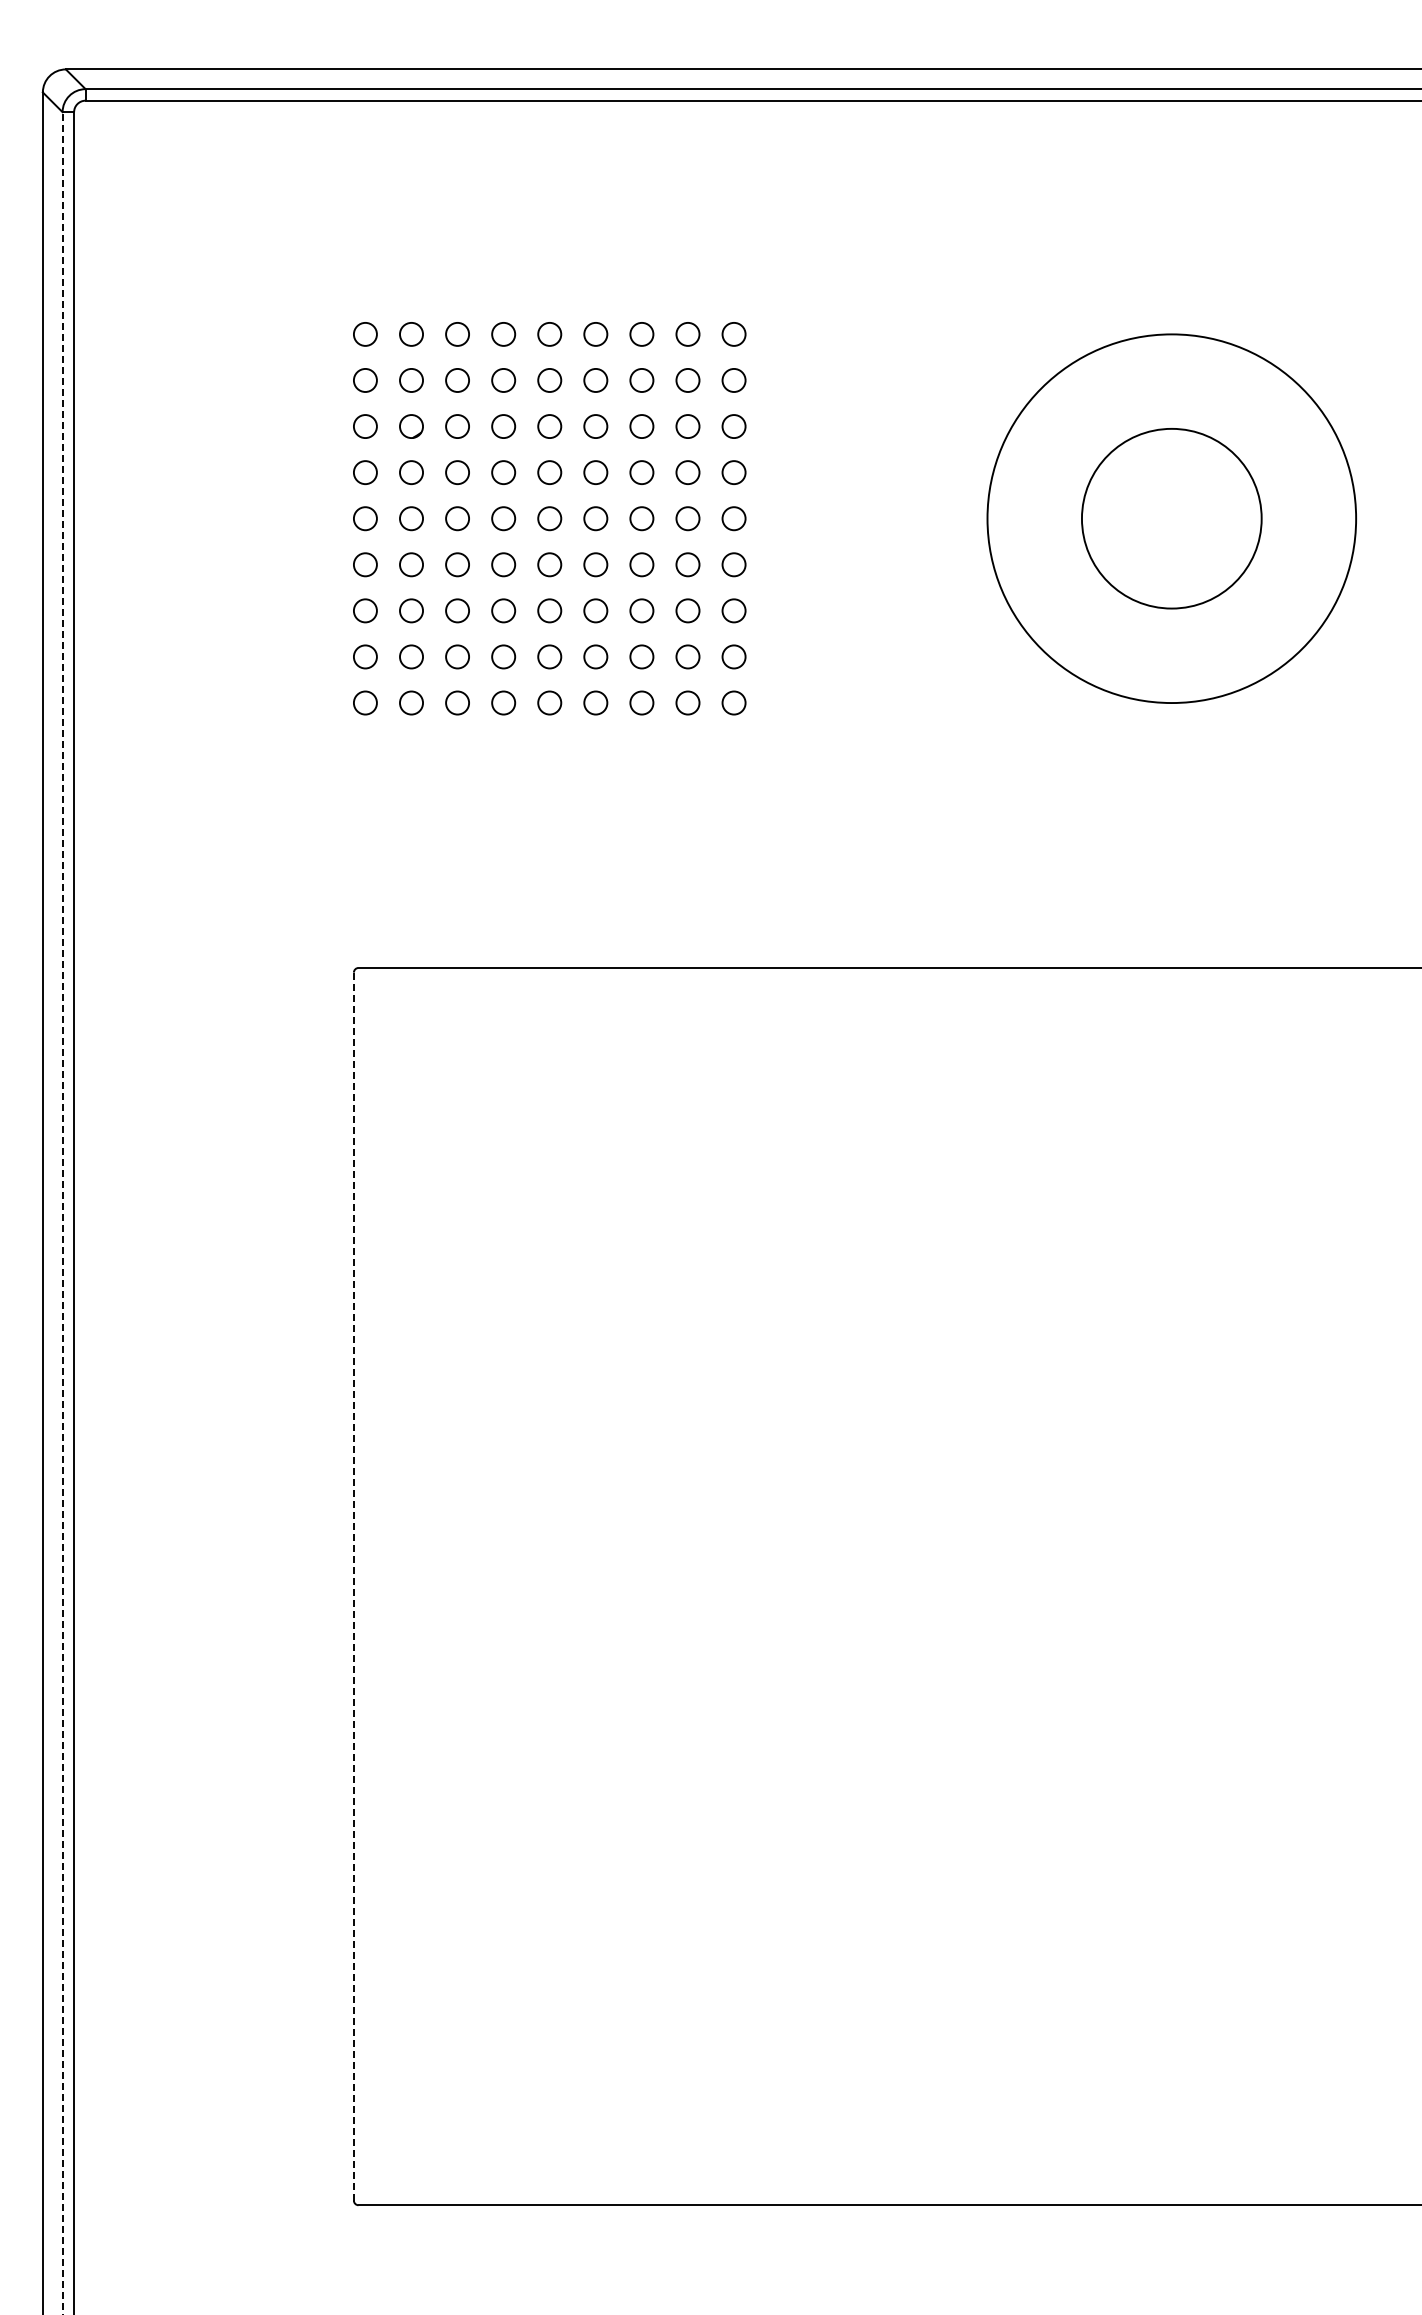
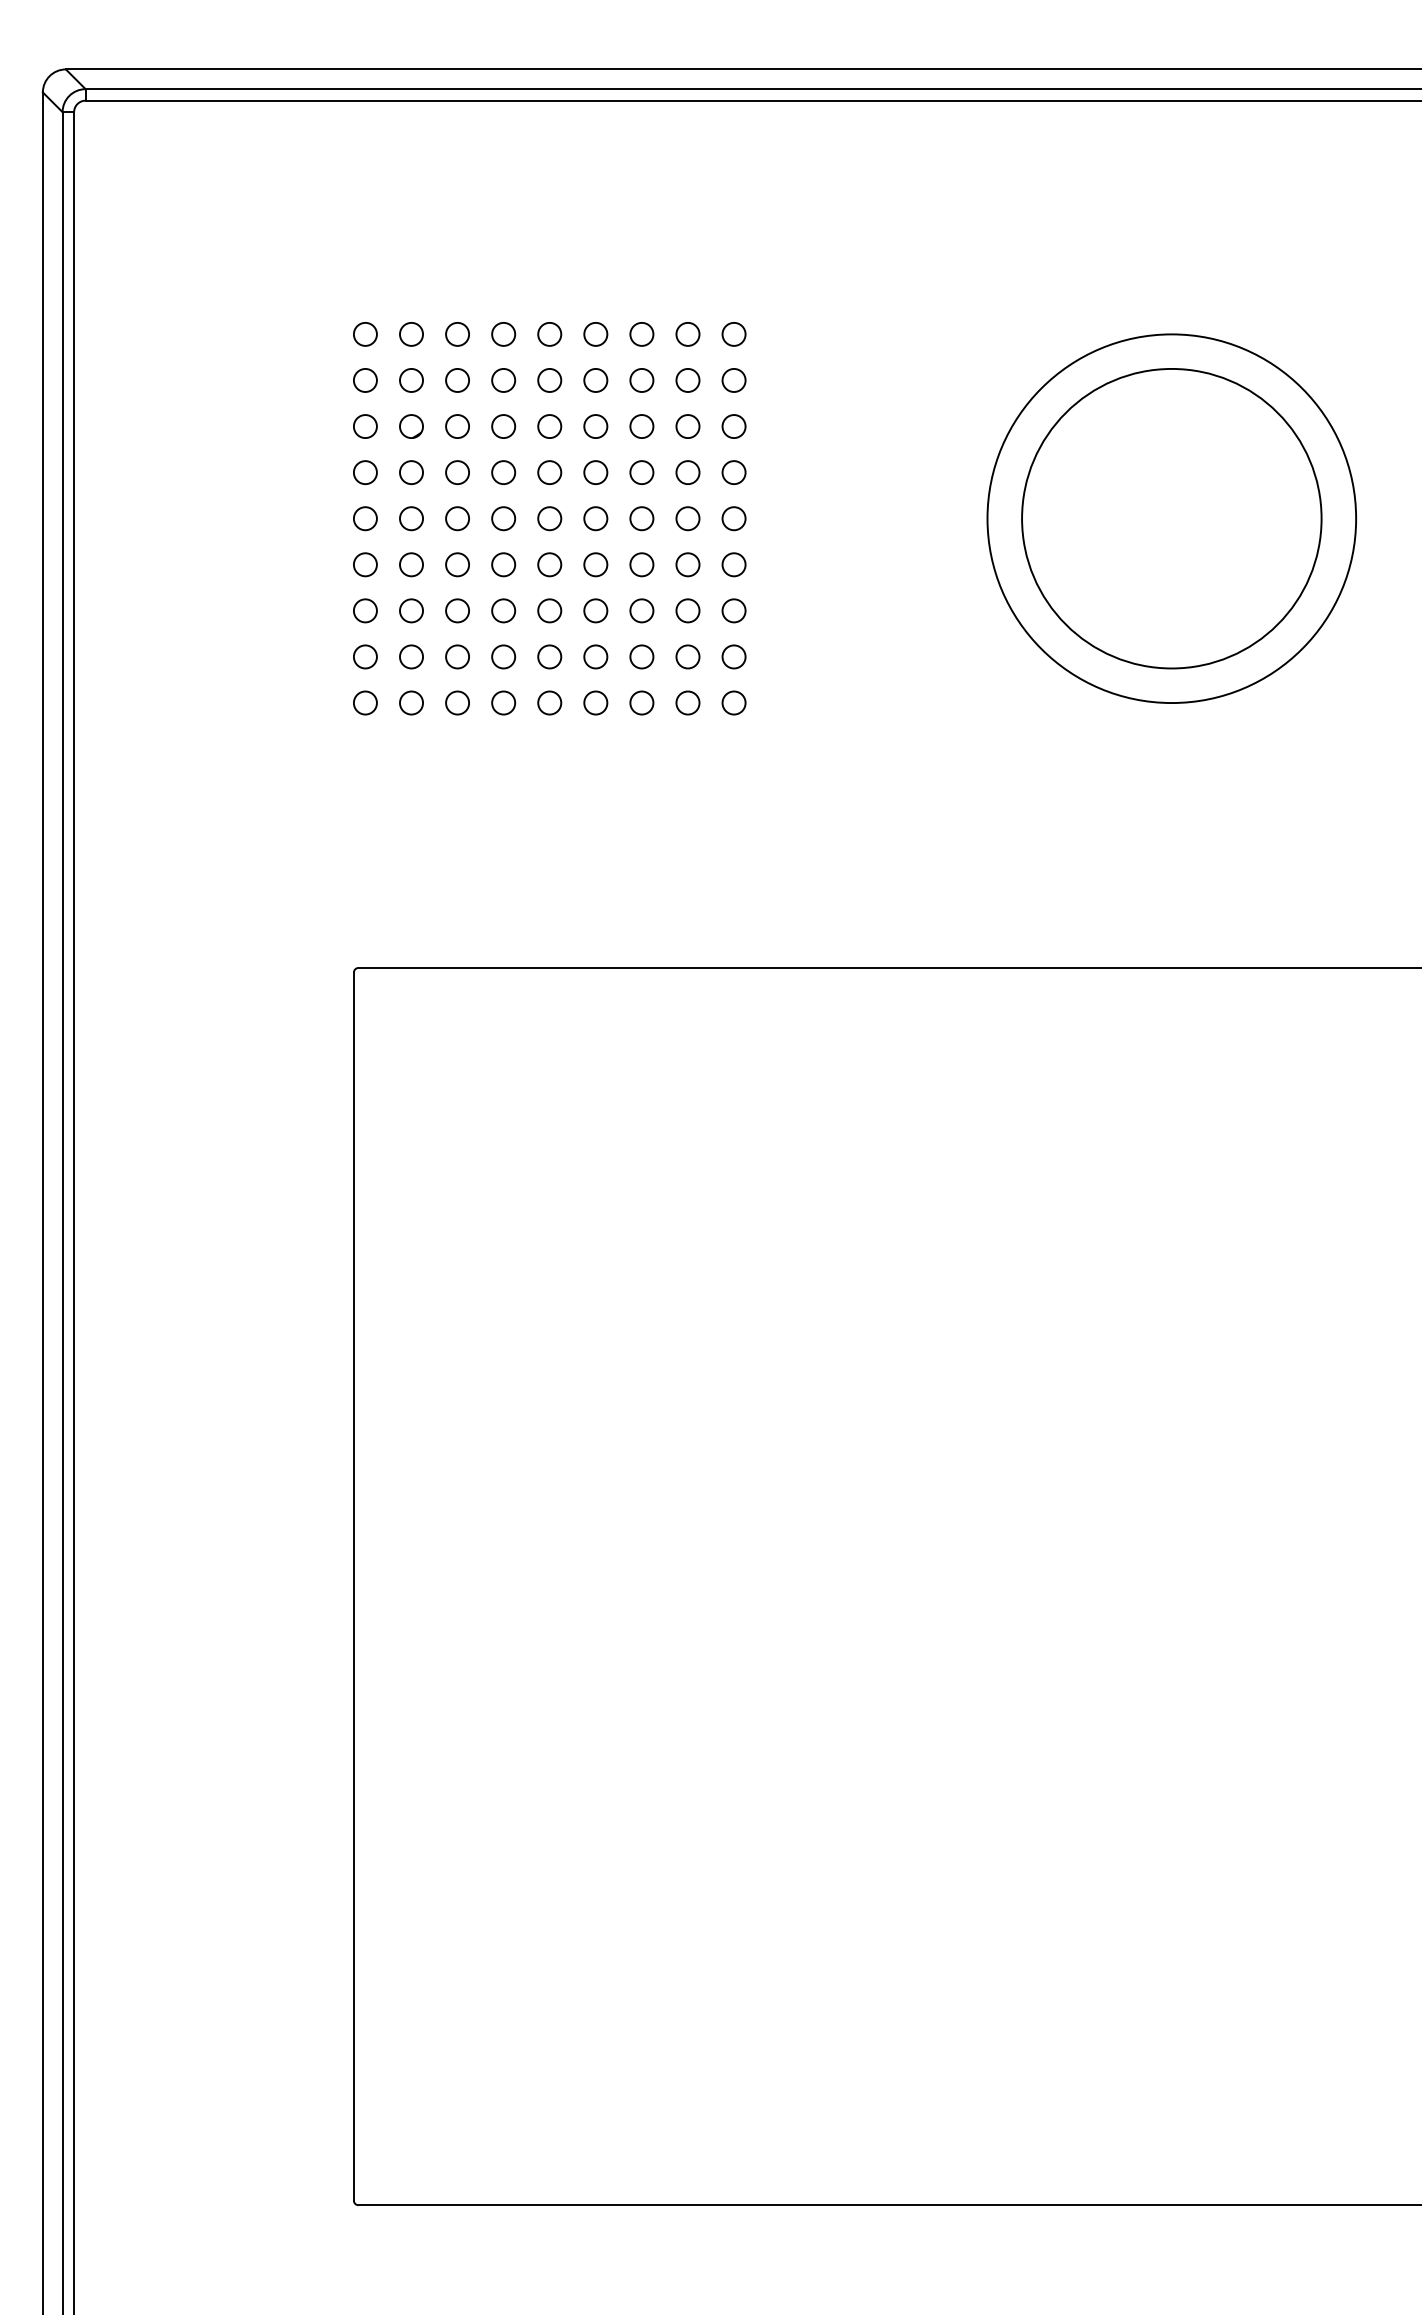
circle diameter: 180 px -> 300 px (1171, 518)
line: dashed -> solid (62, 1213)
line: dashed -> solid (353, 1587)
